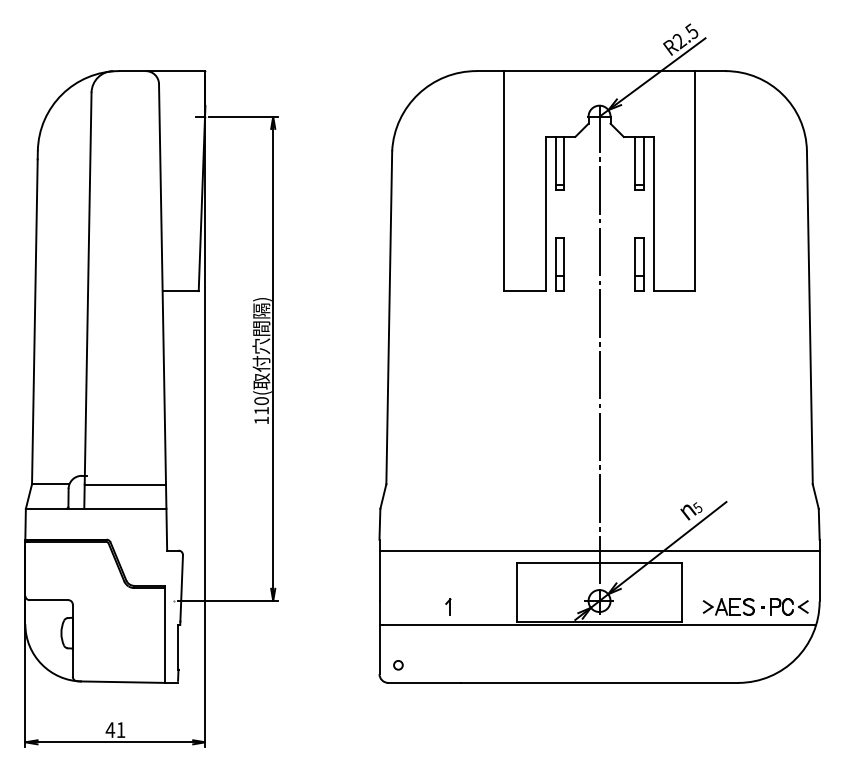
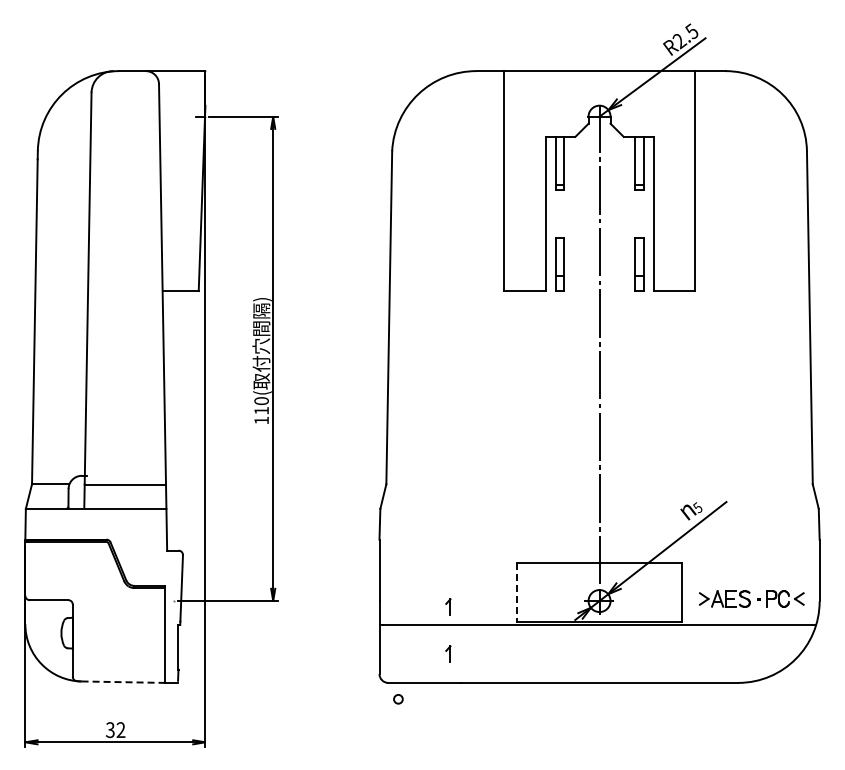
line: present -> none (599, 550)
line: solid -> dashed (517, 592)
part position: (755, 606) -> (751, 598) (751, 598)
part: none -> present (448, 653)
circle position: (398, 665) -> (398, 699) (398, 699)
line: solid -> dashed (123, 682)
text: 41 -> 32 (115, 730)
